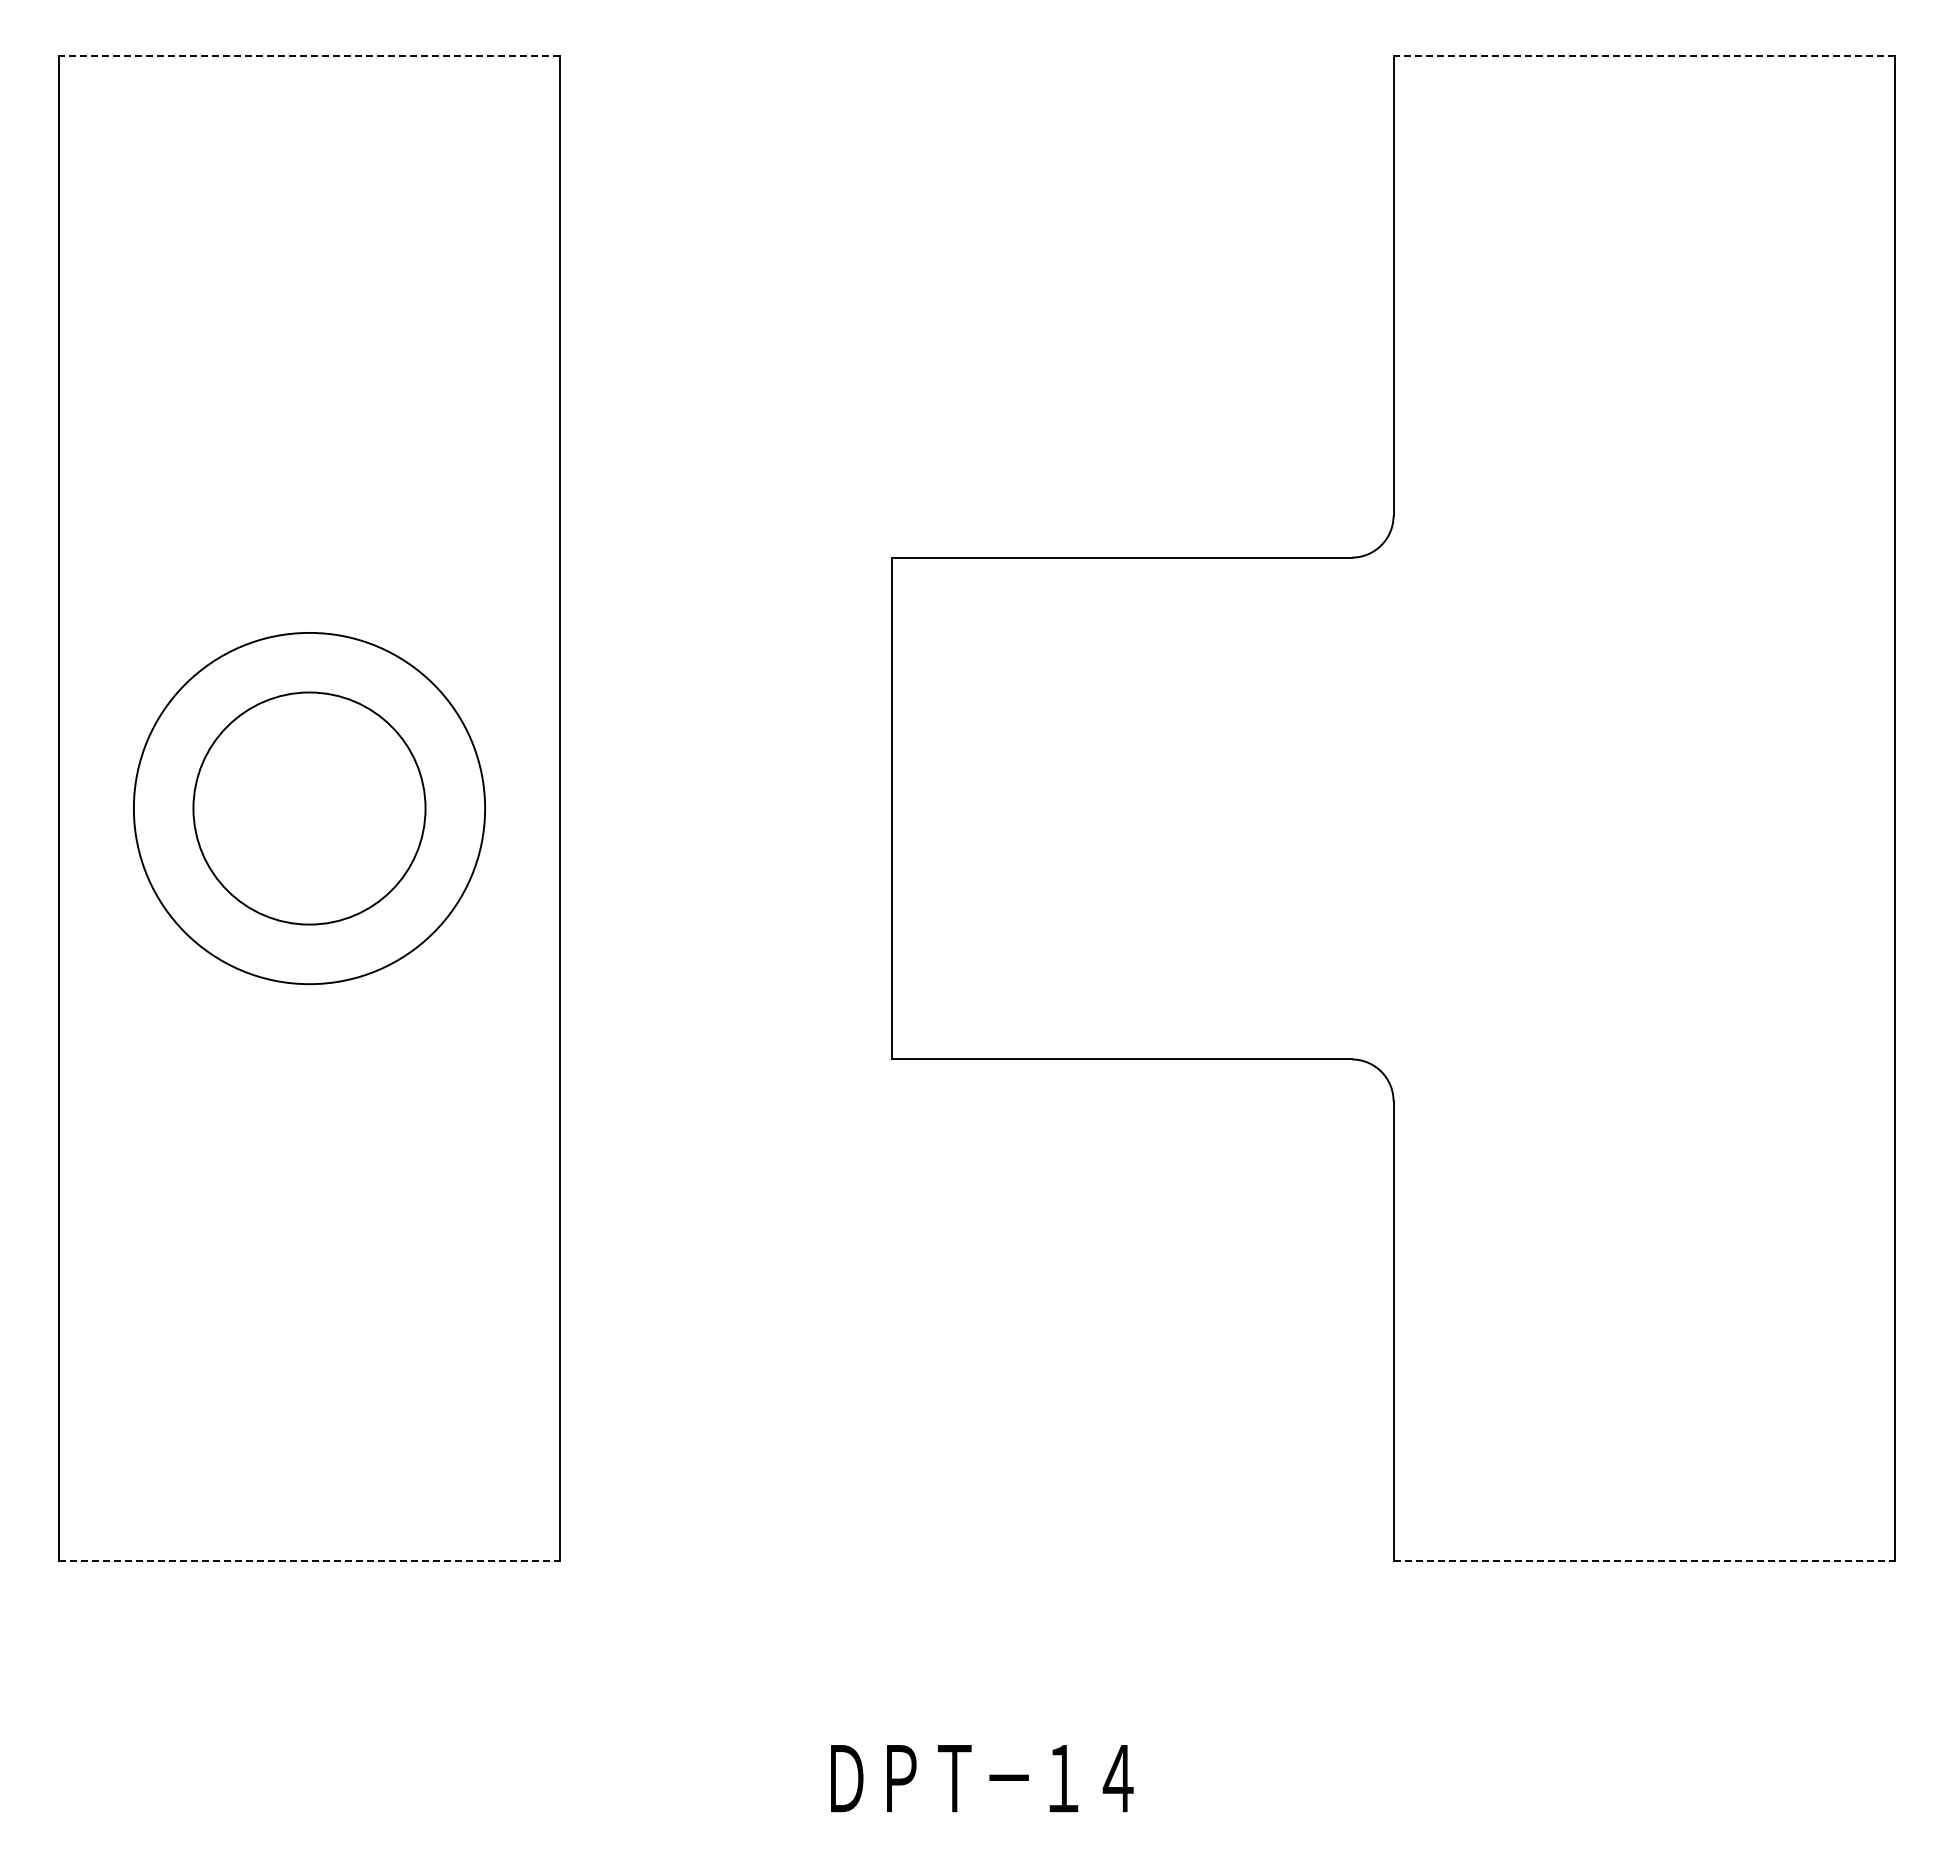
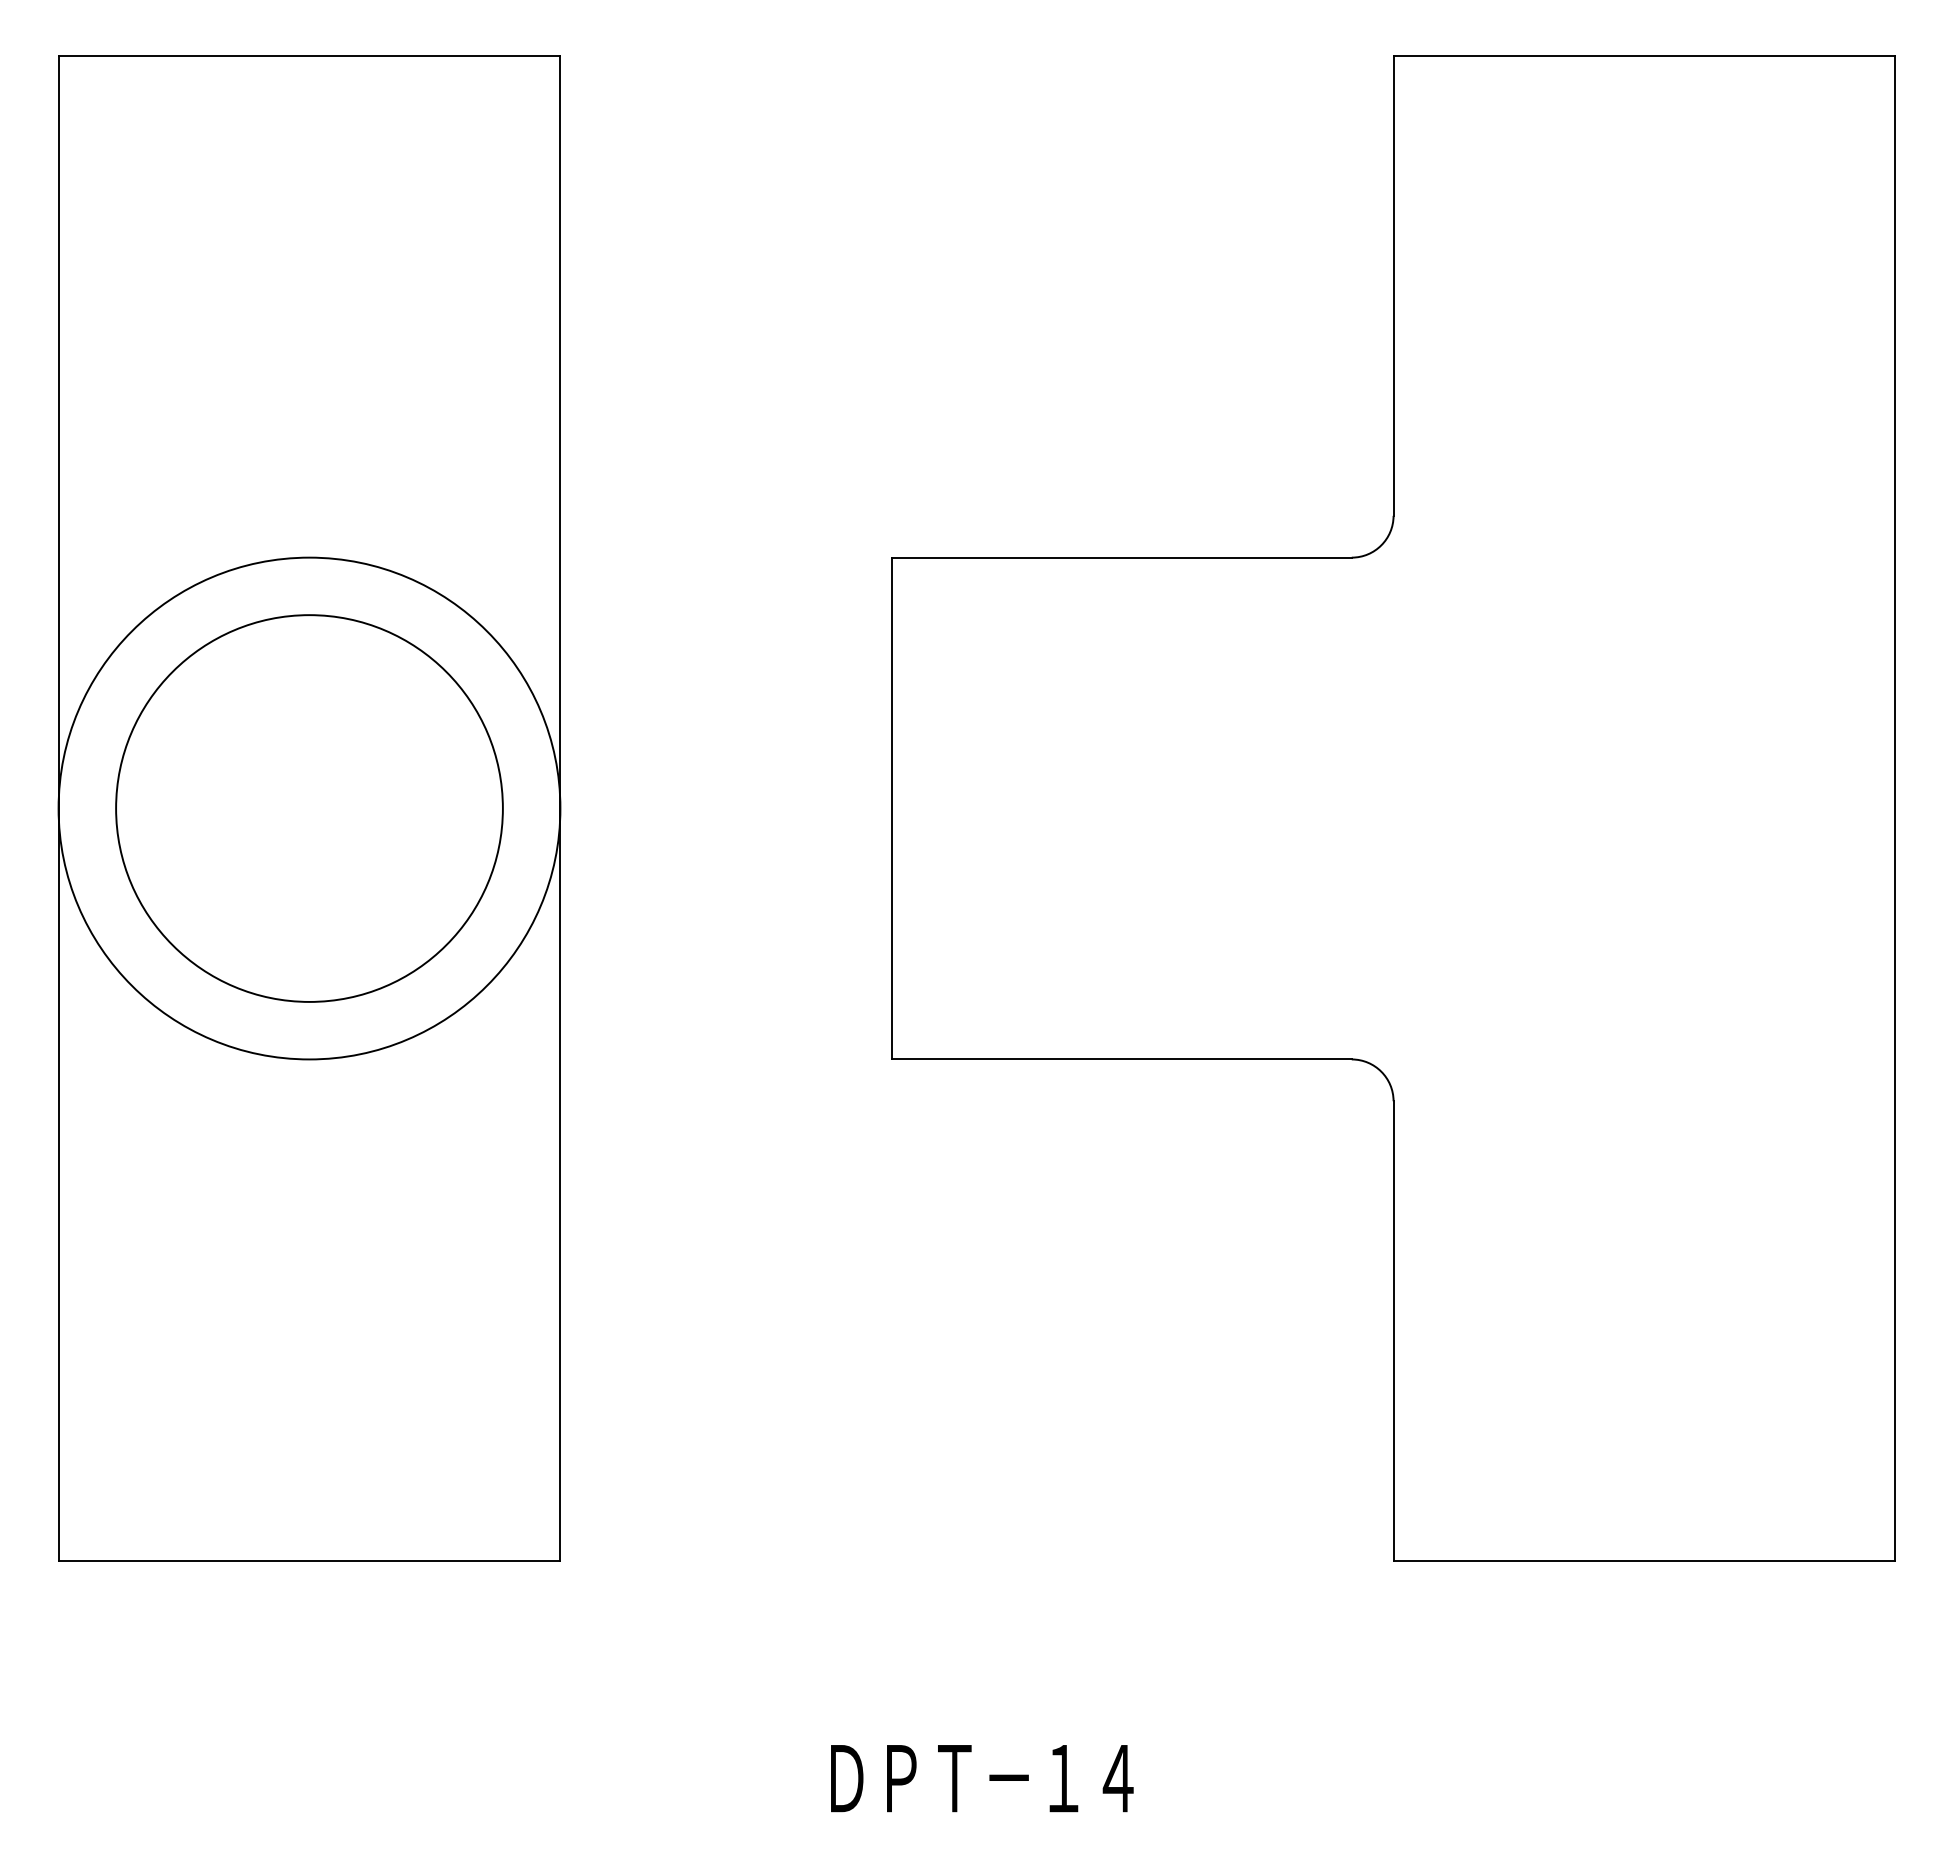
line: dashed -> solid (309, 55)
line: dashed -> solid (1644, 55)
circle diameter: 232 px -> 387 px (309, 808)
circle diameter: 351 px -> 502 px (309, 808)
line: dashed -> solid (309, 1561)
line: dashed -> solid (1644, 1561)
